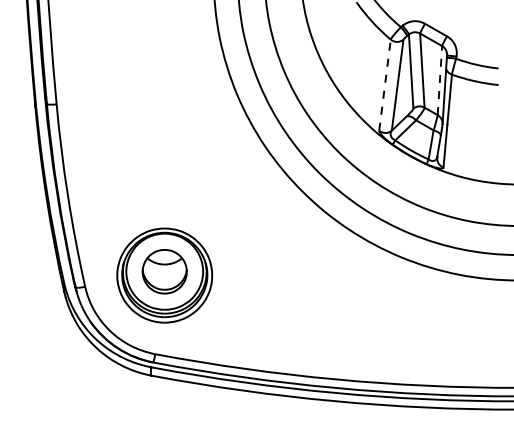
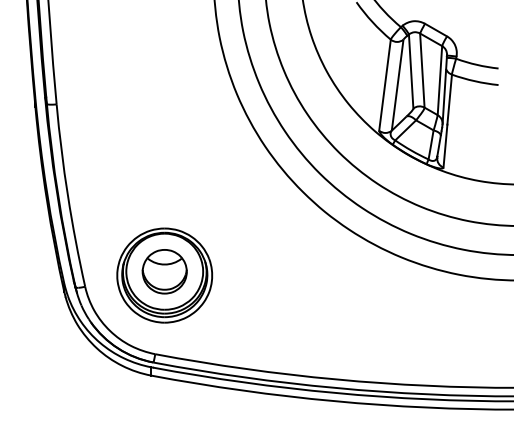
line: dashed -> solid (439, 80)
line: dashed -> solid (385, 85)
